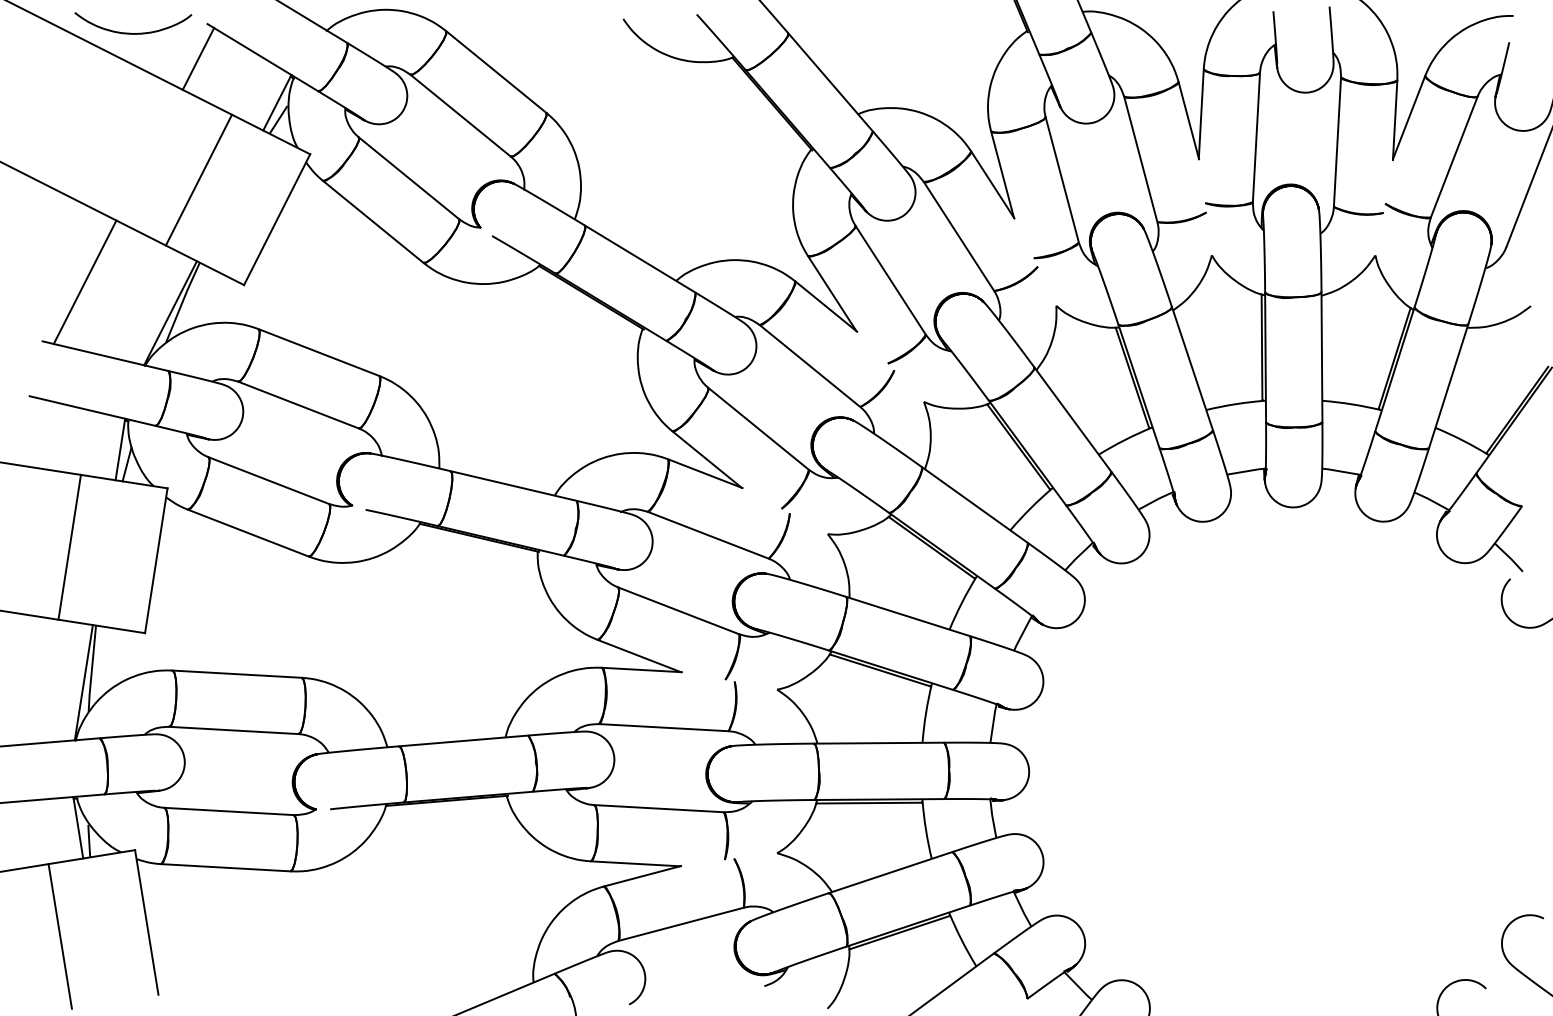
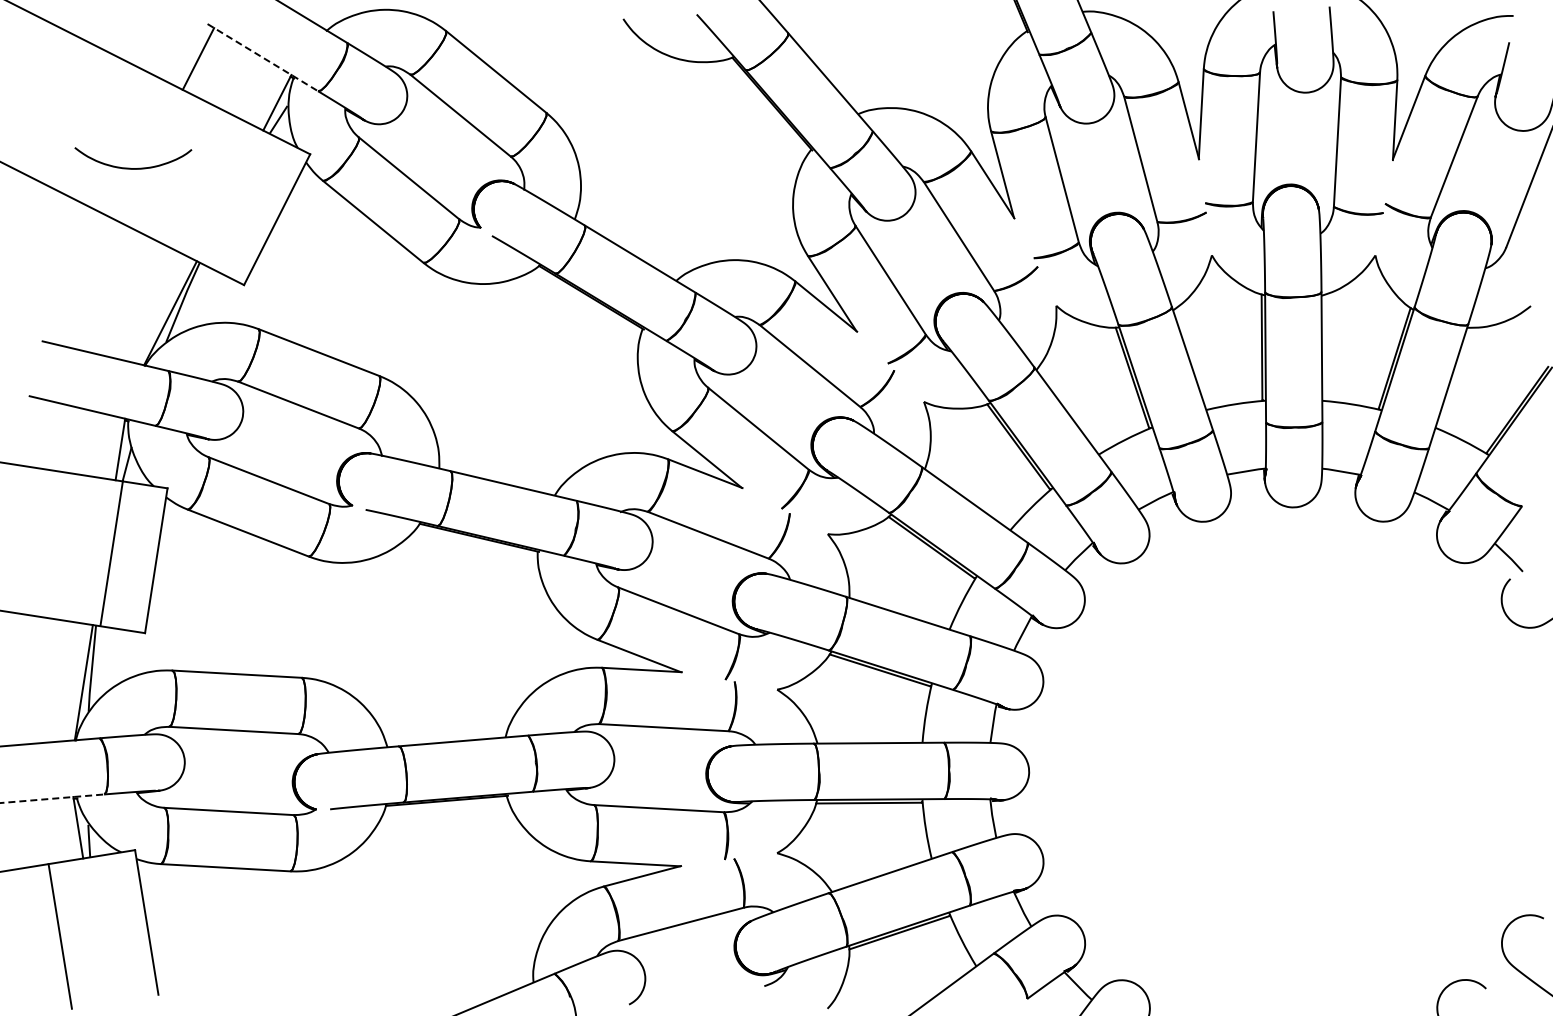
curve position: (130, 32) -> (130, 167) (130, 167)
line: solid -> dashed (262, 57)
line: present -> none (198, 179)
line: present -> none (84, 281)
line position: (69, 546) -> (111, 552) (111, 552)
line: solid -> dashed (52, 798)
